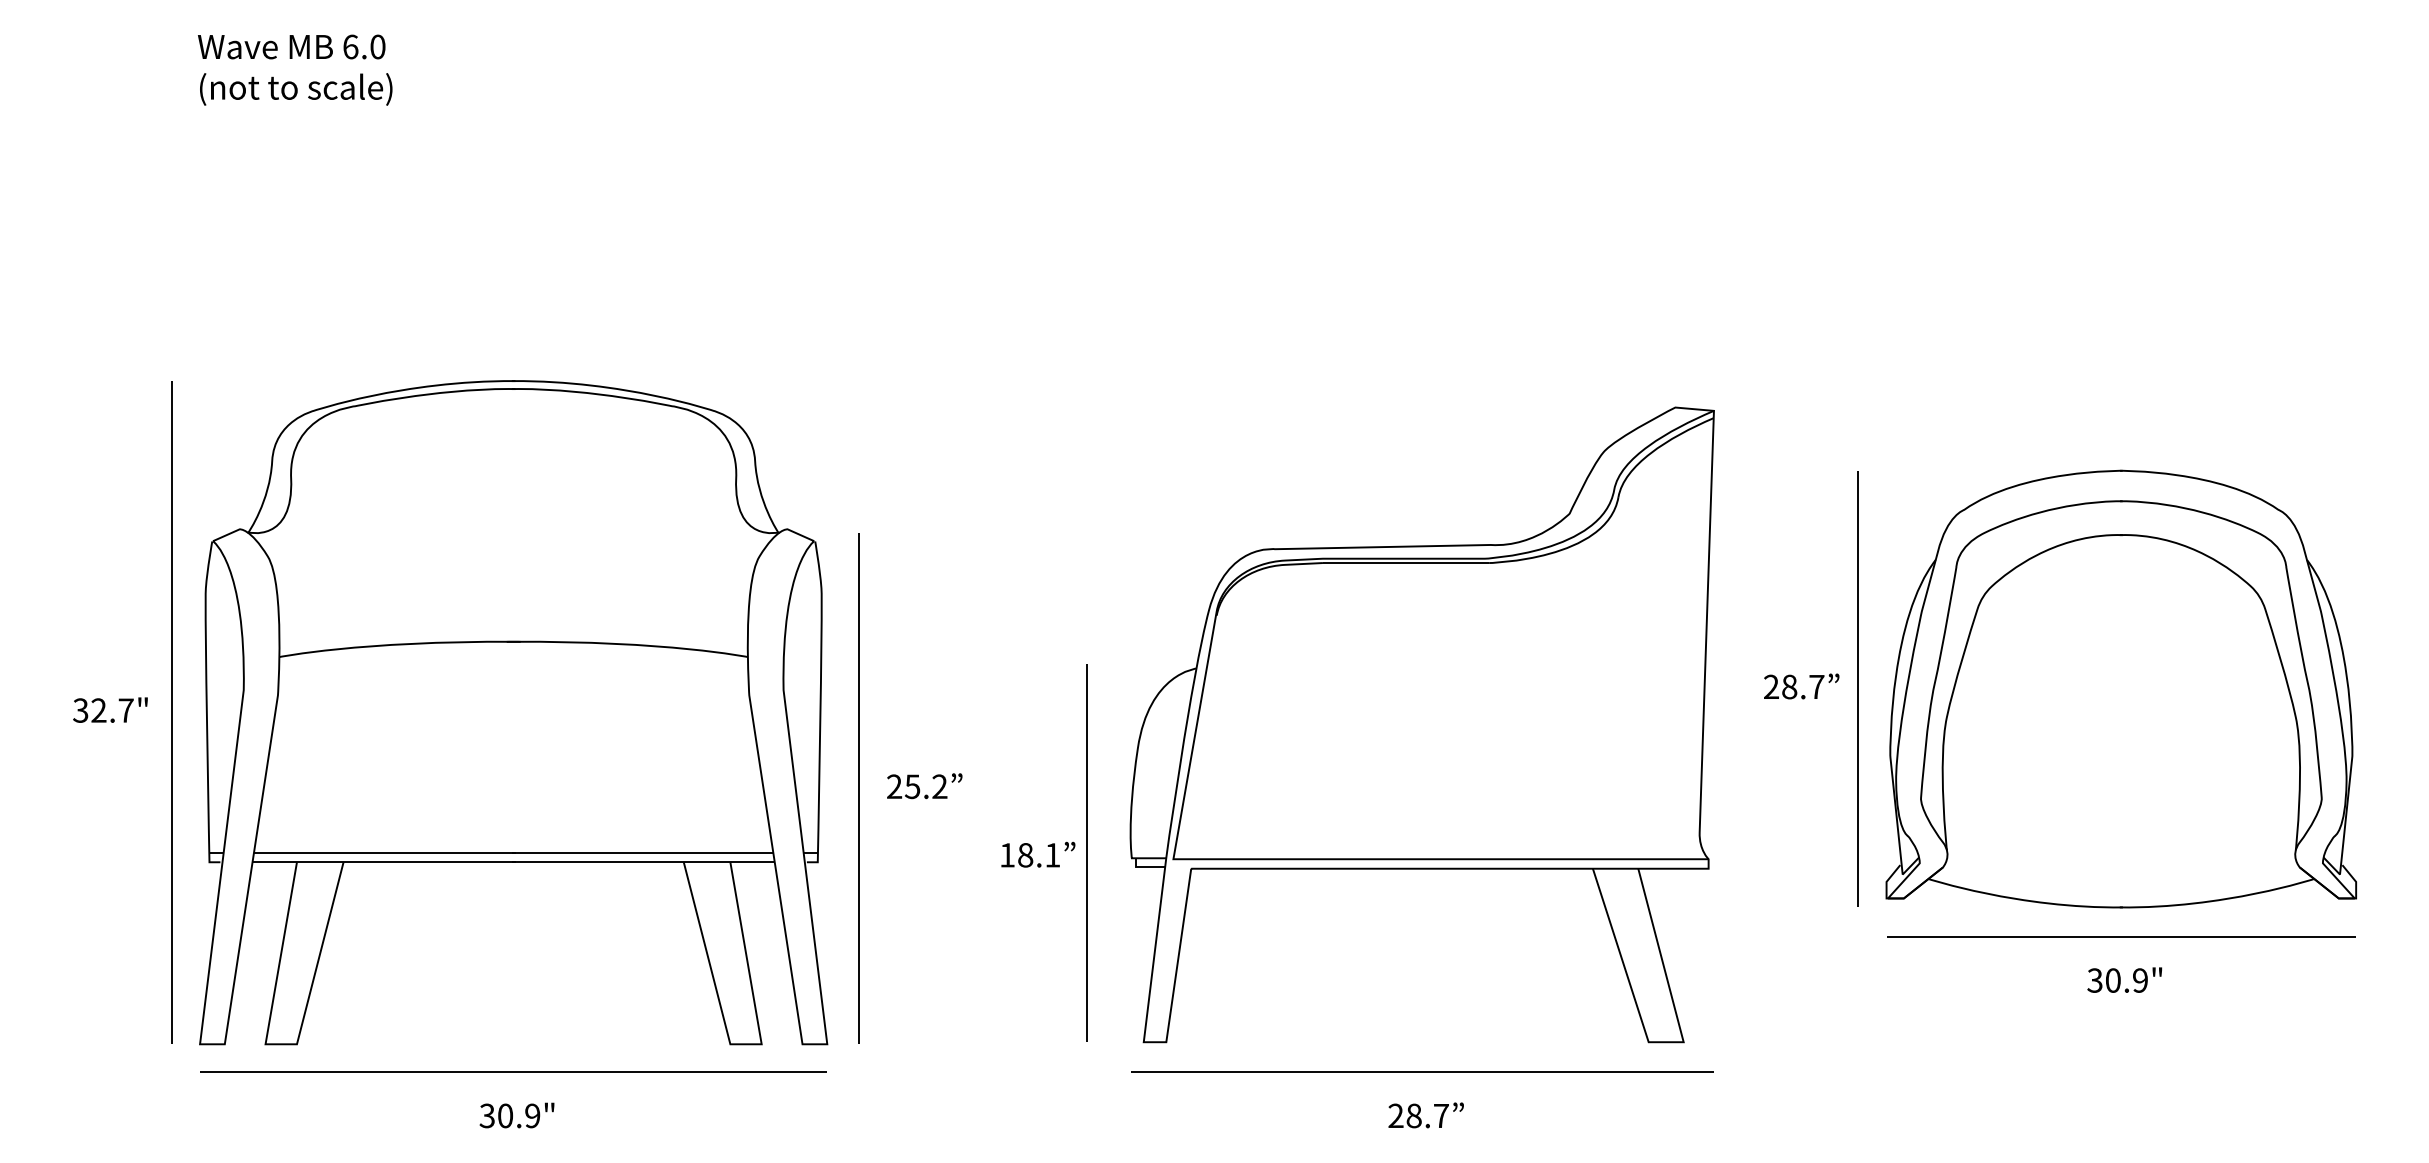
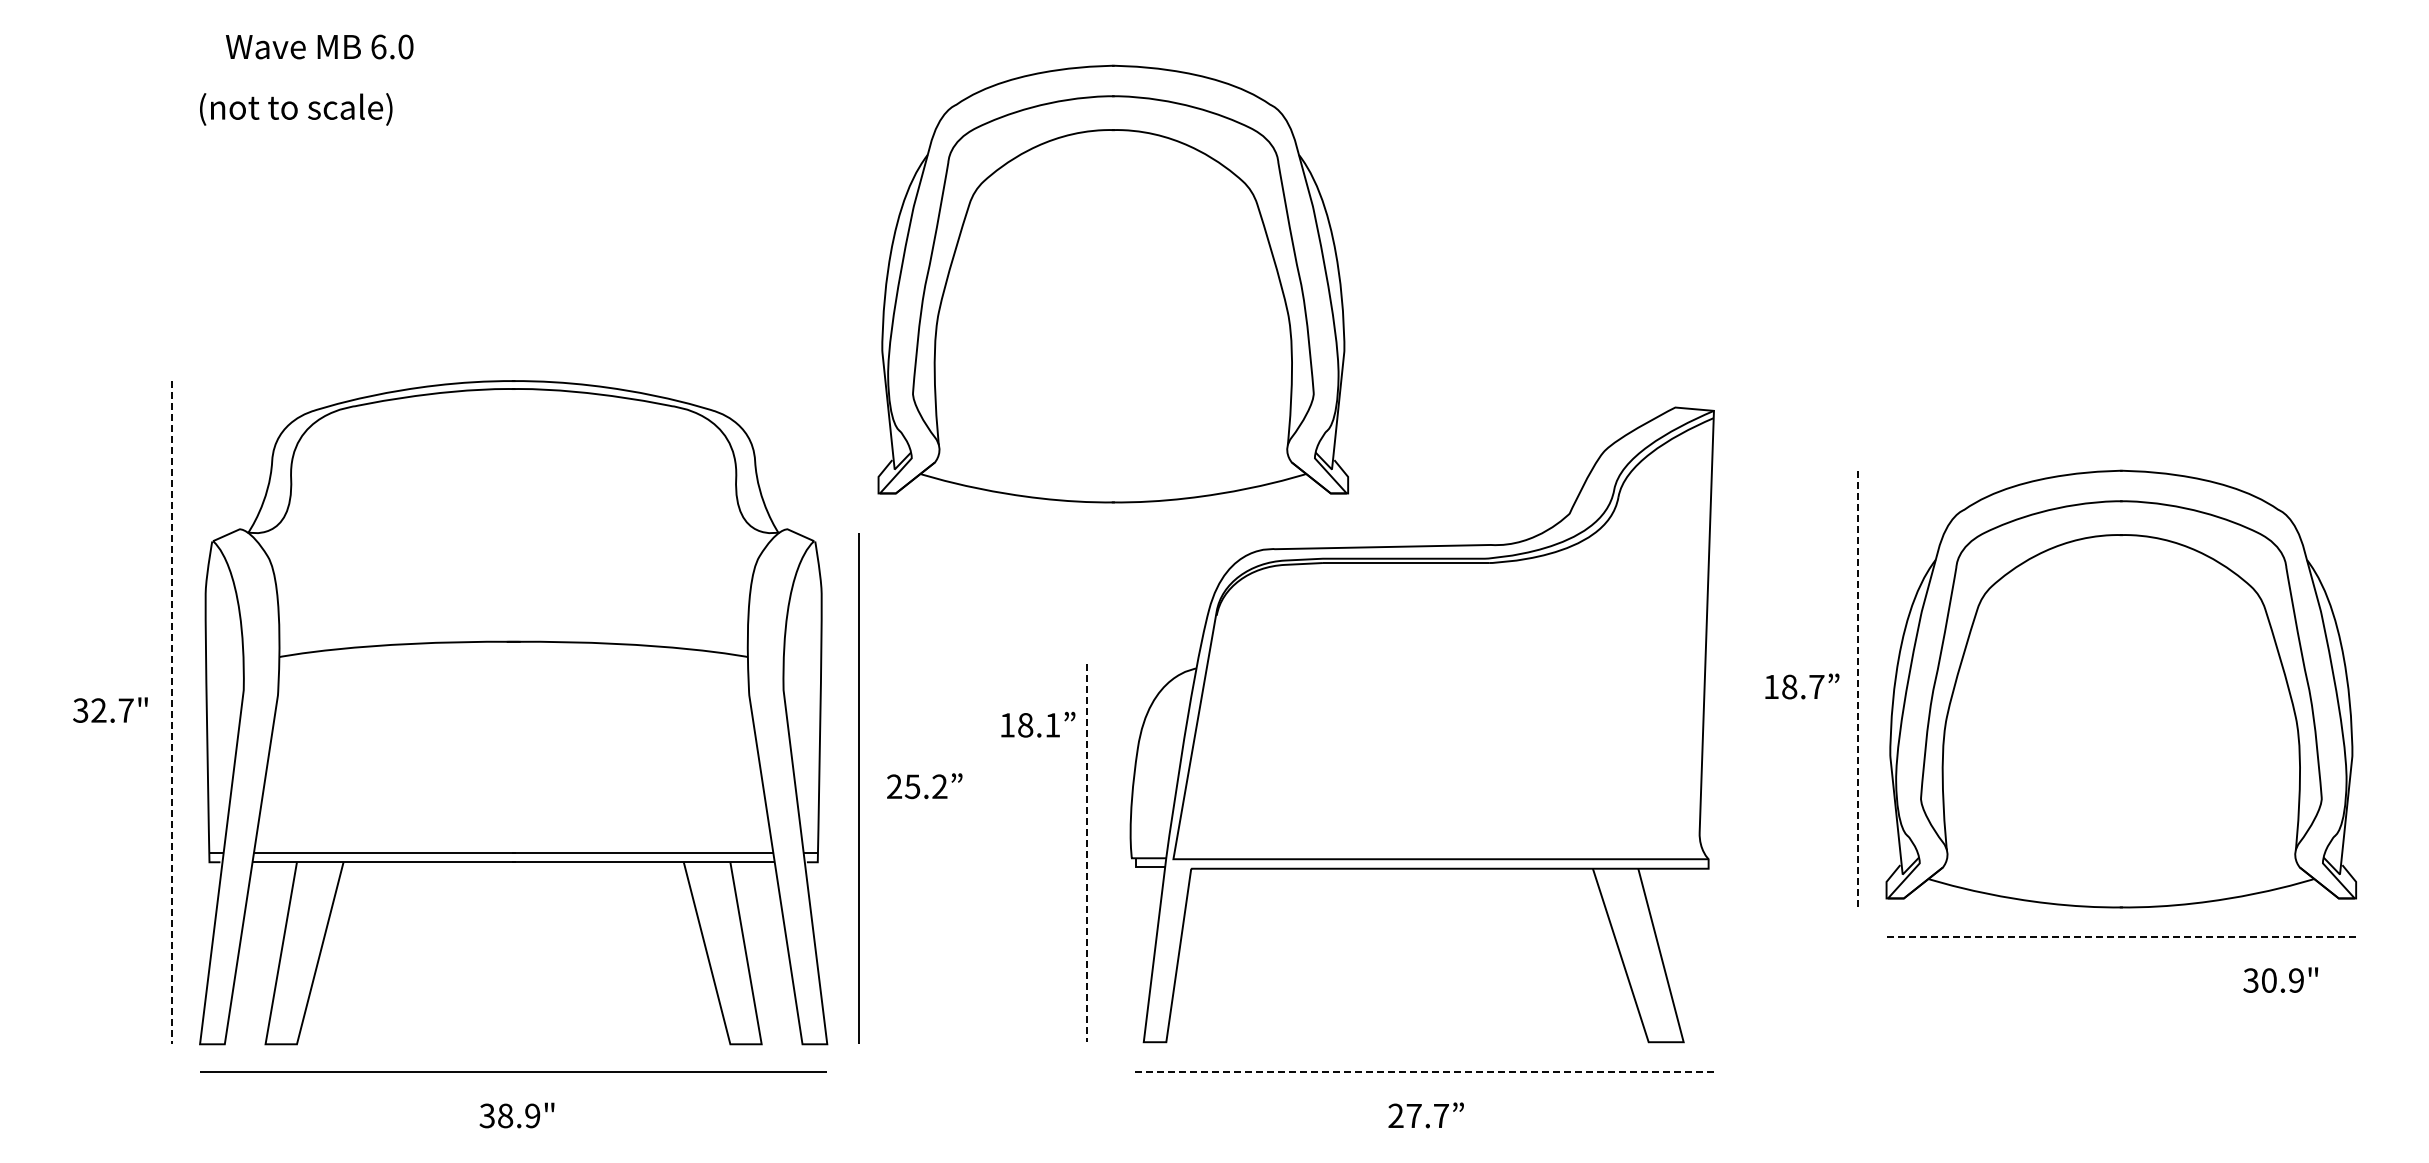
text position: (291, 46) -> (319, 46) (319, 46)
text position: (296, 89) -> (296, 109) (296, 109)
part: none -> present (1112, 283)
text: 28.7 -> 18.7 (1771, 686)
line: solid -> dashed (1858, 688)
line: solid -> dashed (172, 712)
line: solid -> dashed (1086, 853)
text position: (1038, 854) -> (1038, 724) (1038, 724)
line: solid -> dashed (2121, 937)
text position: (2124, 979) -> (2280, 979) (2280, 979)
line: solid -> dashed (1422, 1072)
text: 28.7 -> 27.7 (1413, 1115)
text: 30.9" -> 38.9" (505, 1116)
